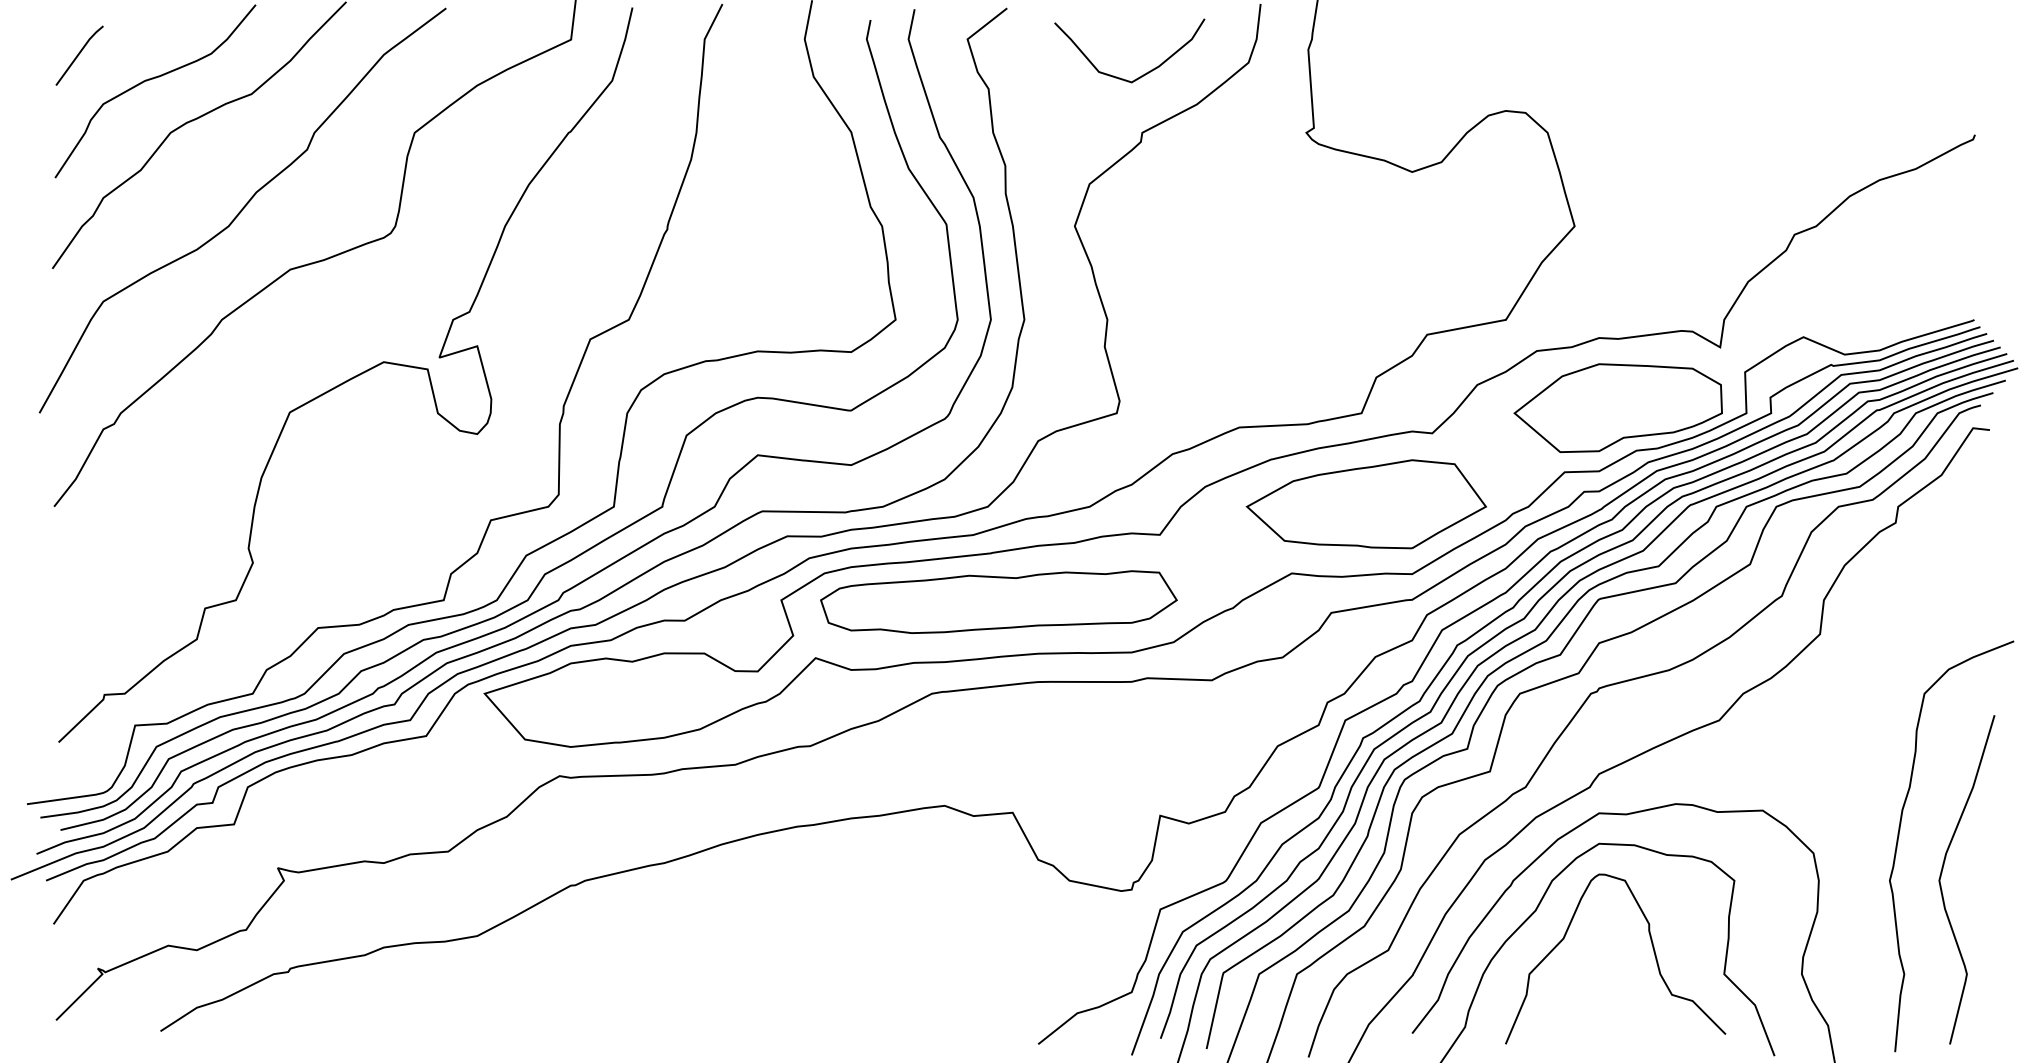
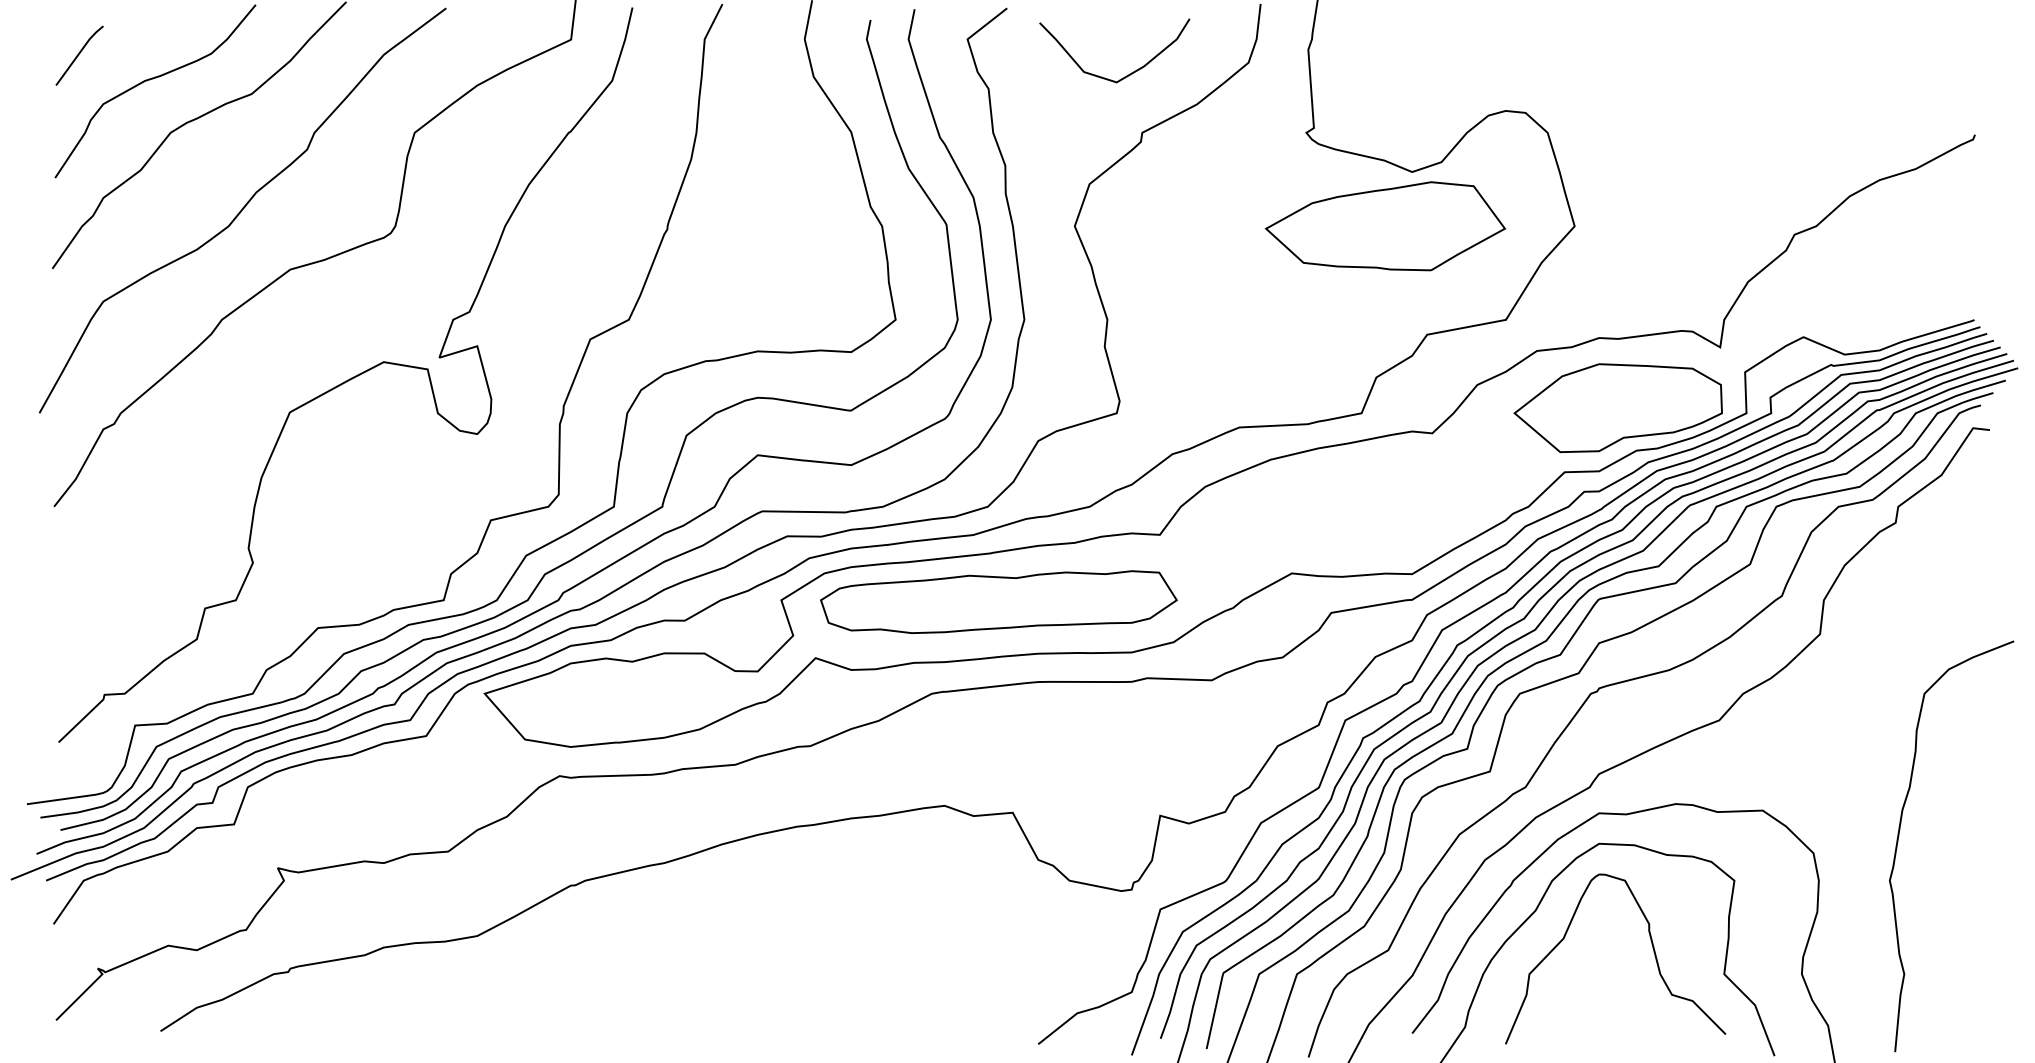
curve position: (1144, 73) -> (1129, 73) (1129, 73)
part position: (1365, 504) -> (1384, 226) (1384, 226)
curve: present -> none (1942, 873)
